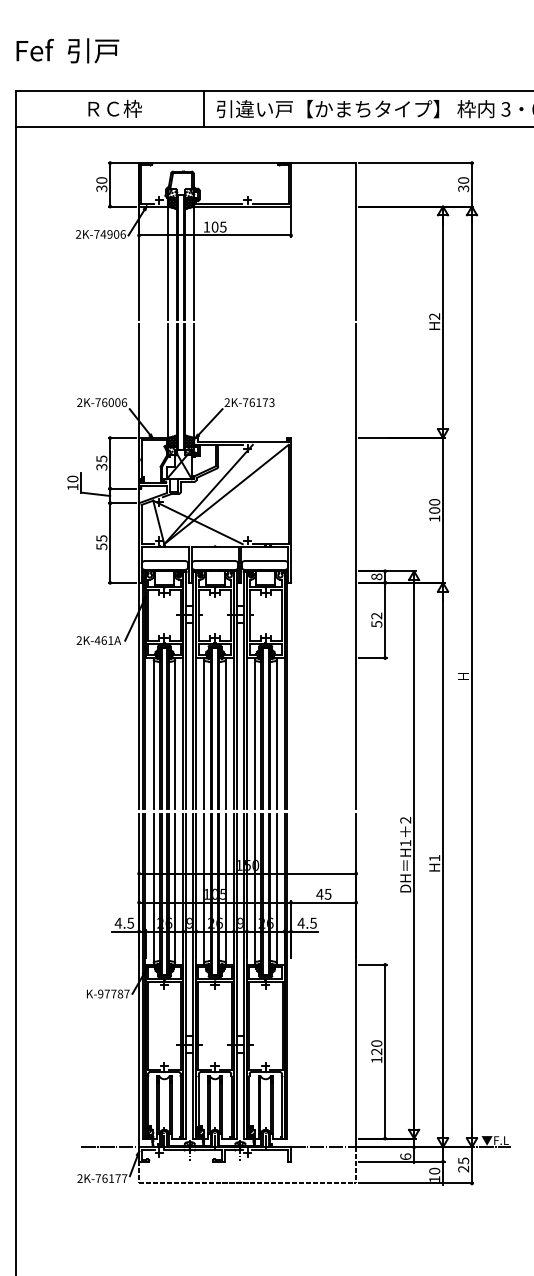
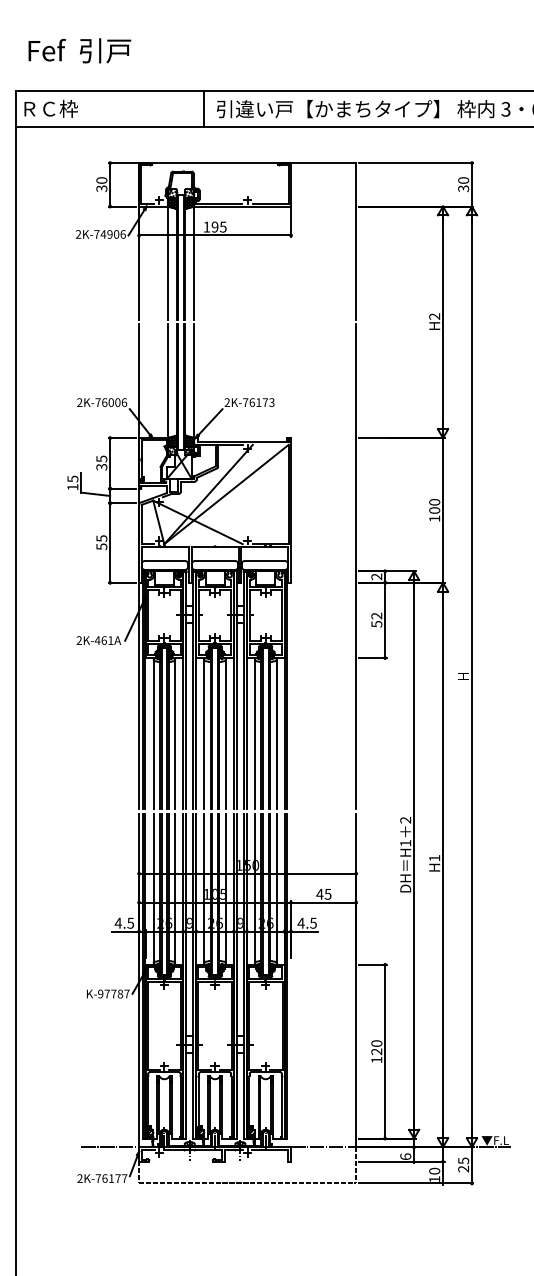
text position: (67, 50) -> (79, 50) (79, 50)
text position: (114, 108) -> (50, 108) (50, 108)
text: 105 -> 195 (214, 226)
text: 10 -> 15 (72, 478)
text: 8 -> 2 (376, 576)
